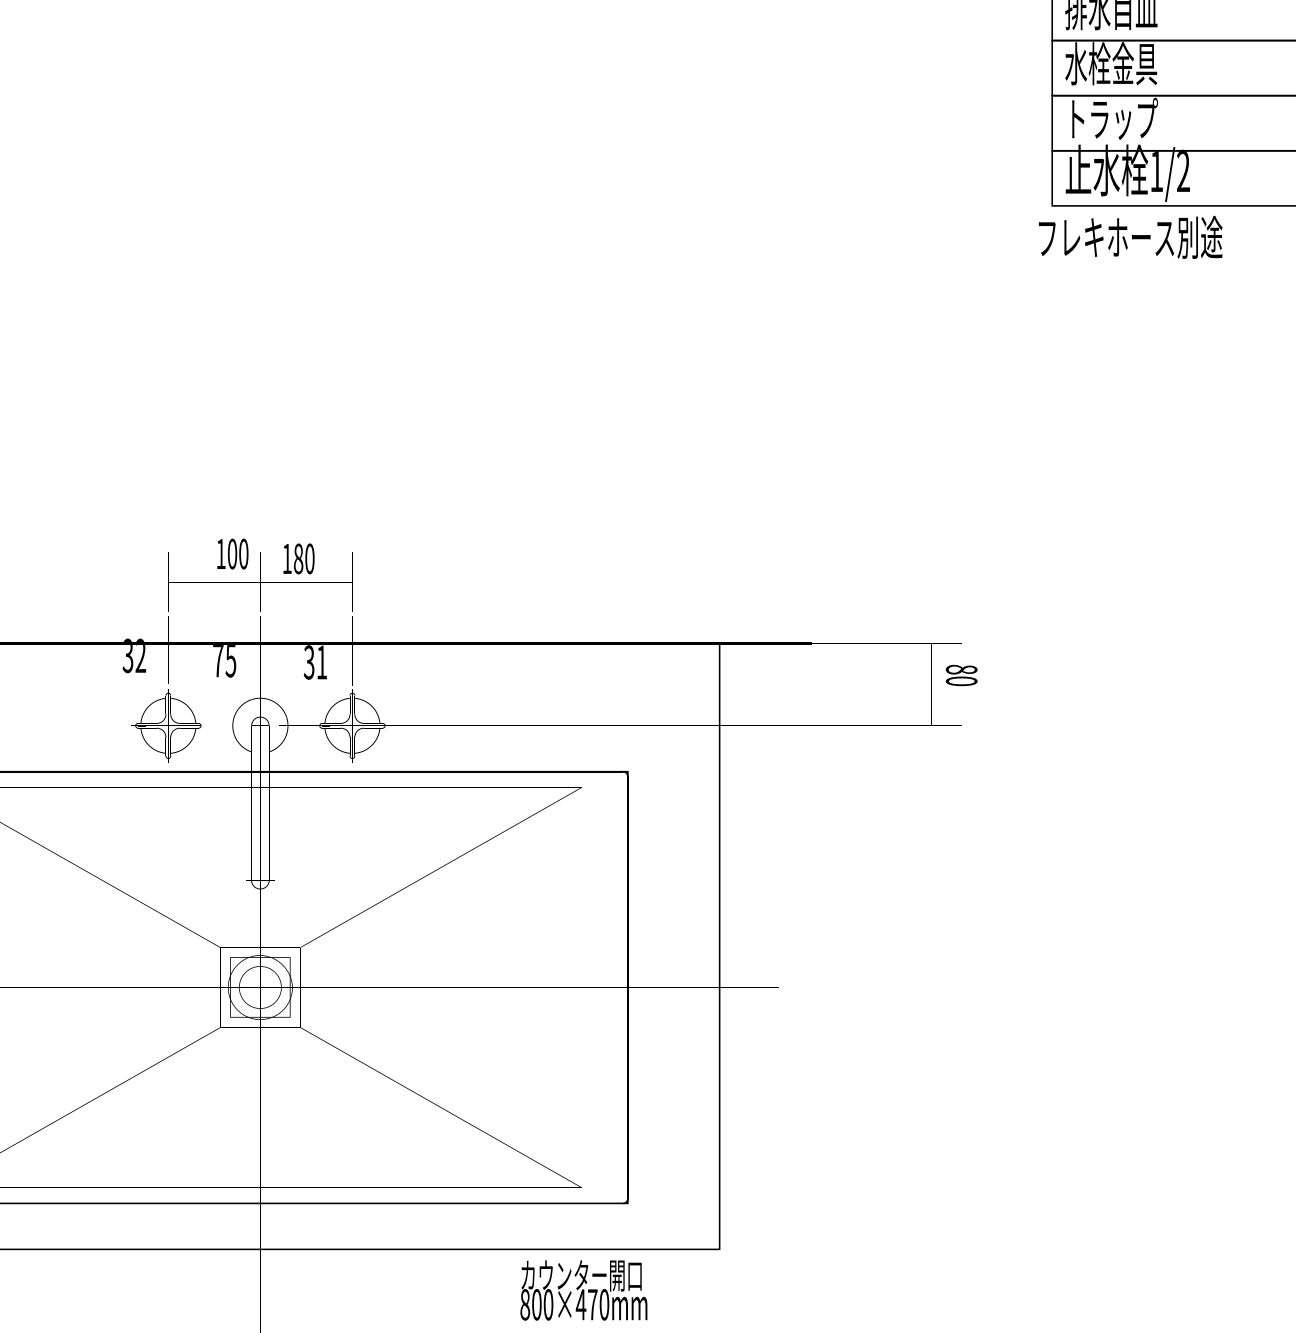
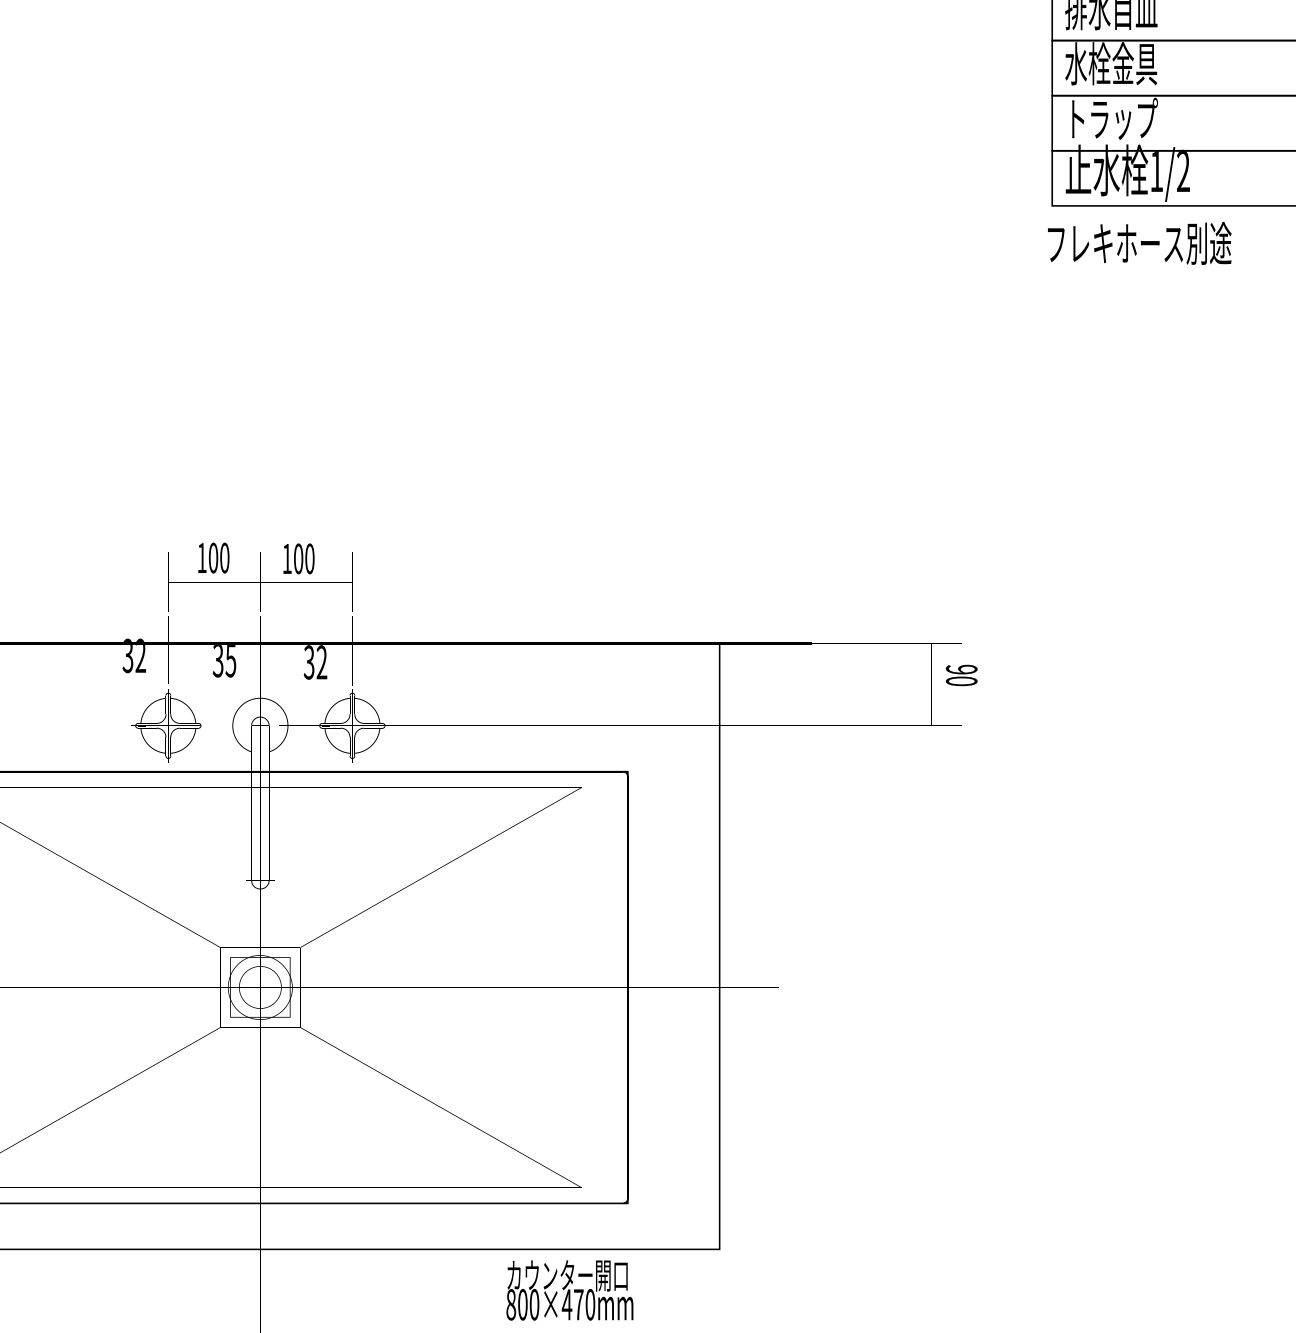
text position: (1130, 236) -> (1139, 242) (1139, 242)
text position: (232, 553) -> (213, 557) (213, 557)
text: 180 -> 100 (298, 559)
text: 75 -> 35 (217, 661)
text: 31 -> 32 (321, 662)
text: 80 -> 90 (961, 669)
text position: (583, 1290) -> (569, 1290) (569, 1290)
